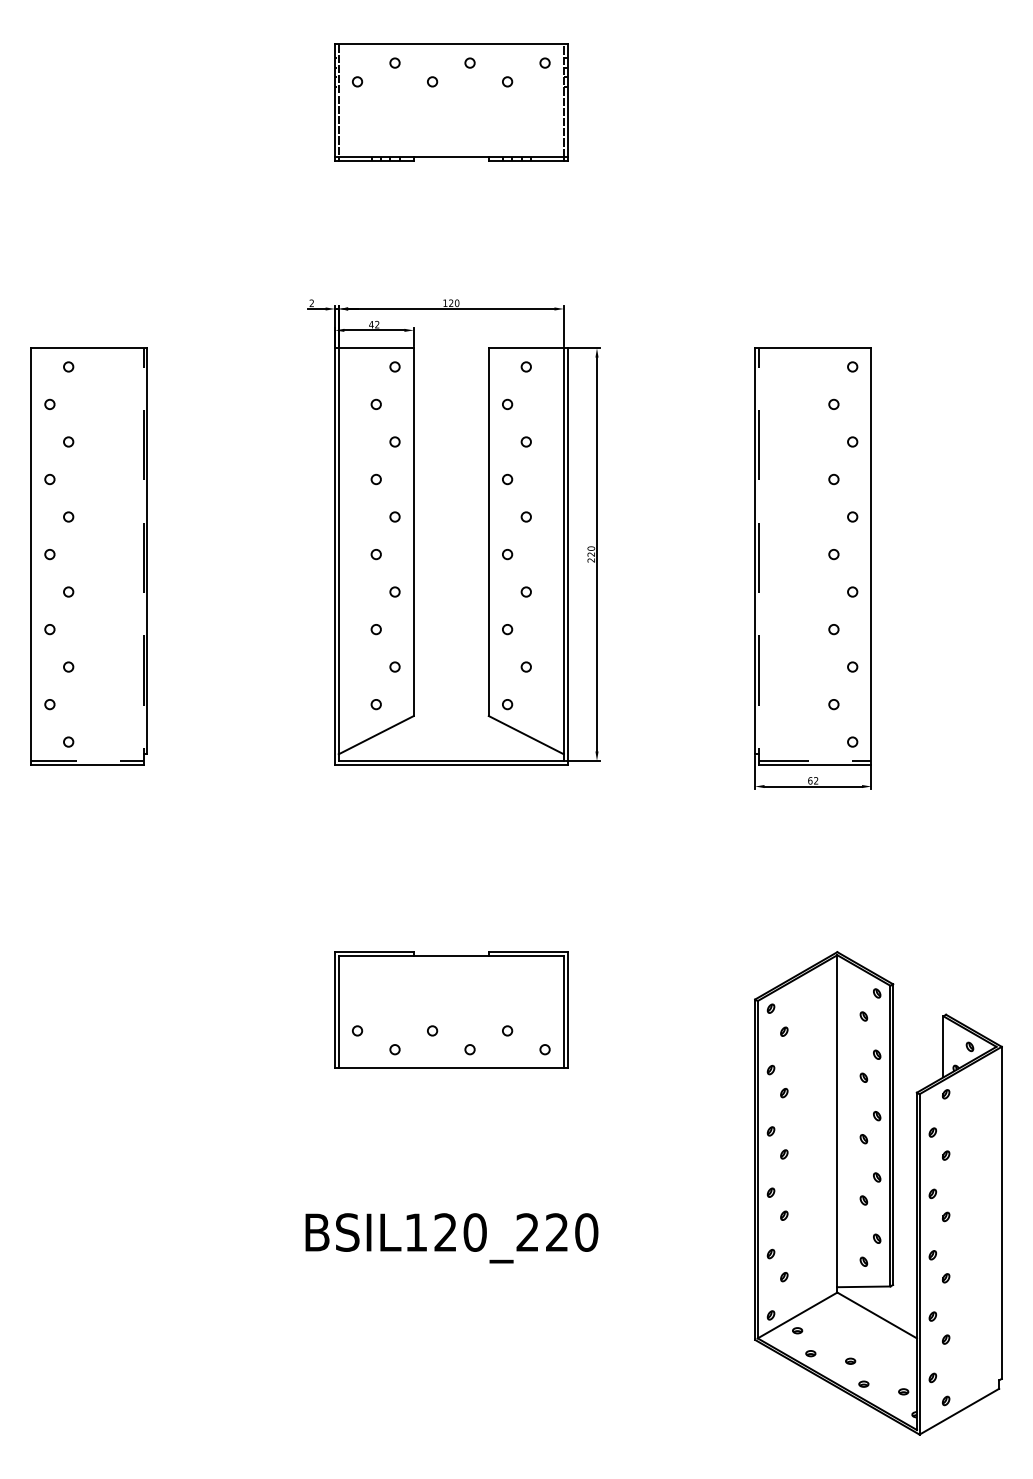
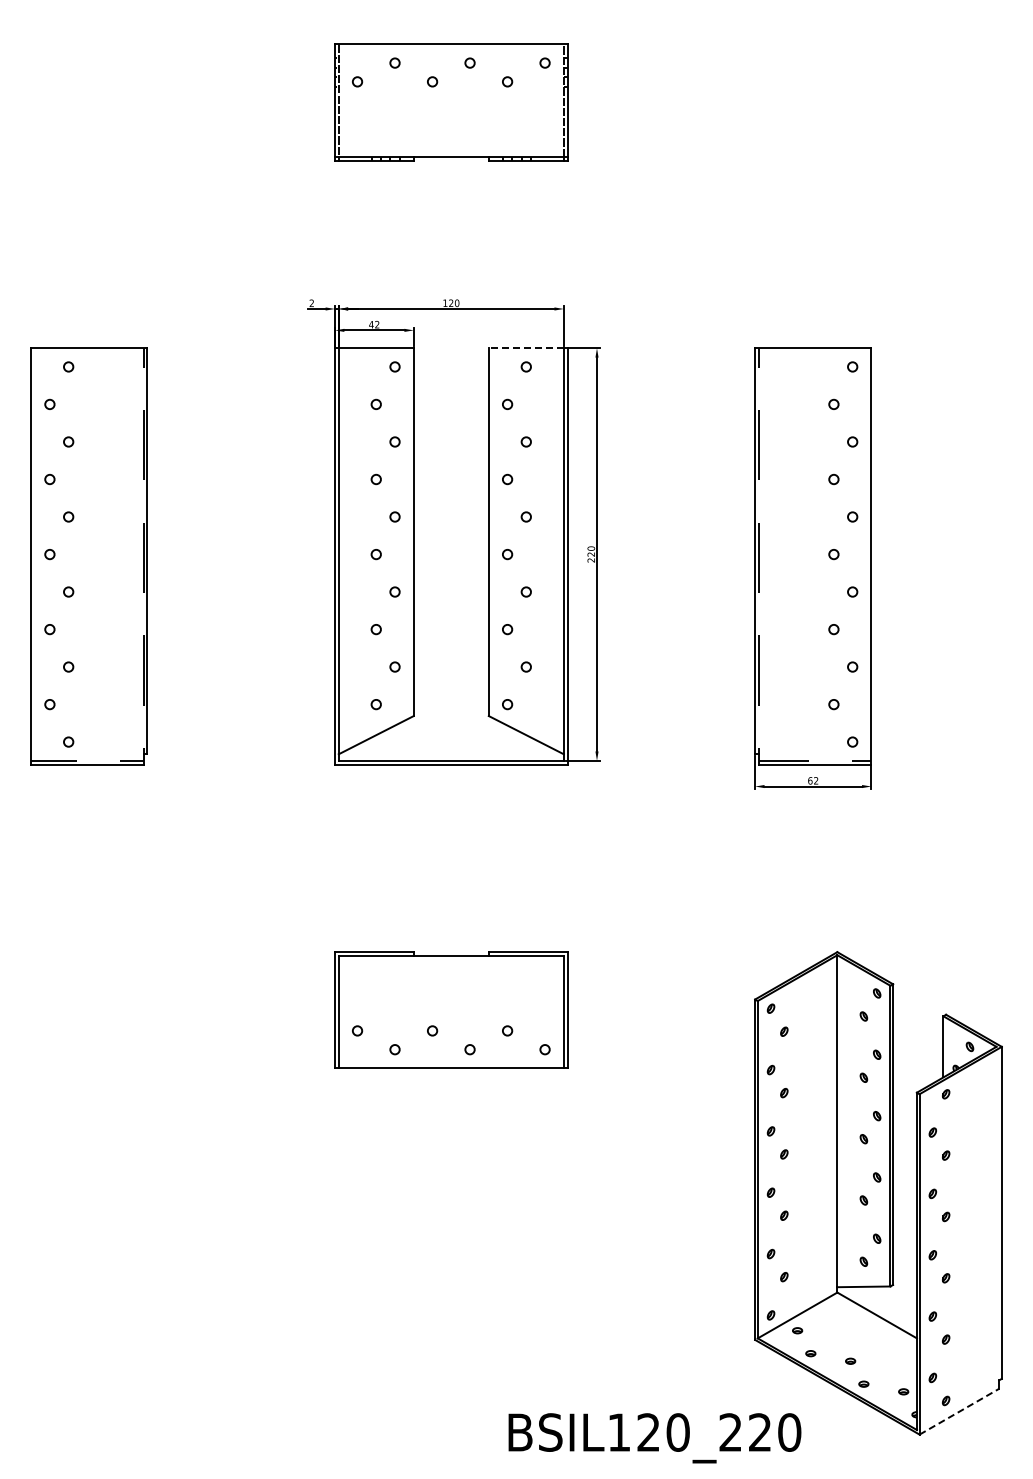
line: solid -> dashed (526, 348)
text position: (451, 1238) -> (654, 1438) (654, 1438)
line: solid -> dashed (959, 1411)
